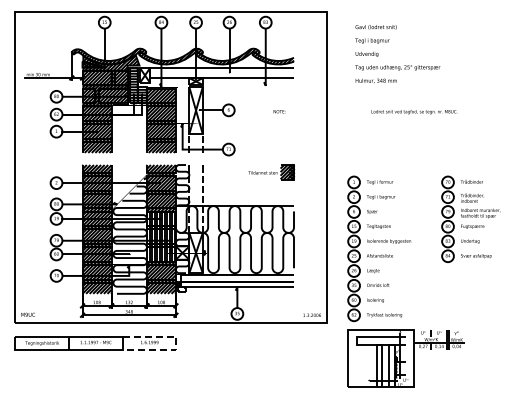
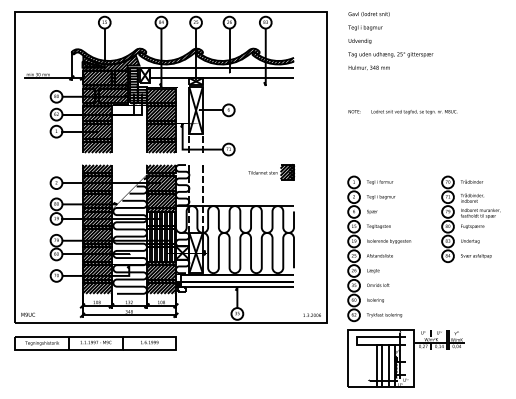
text position: (397, 54) -> (390, 41) (390, 41)
text position: (279, 111) -> (354, 111) (354, 111)
line: dashed -> solid (176, 343)
